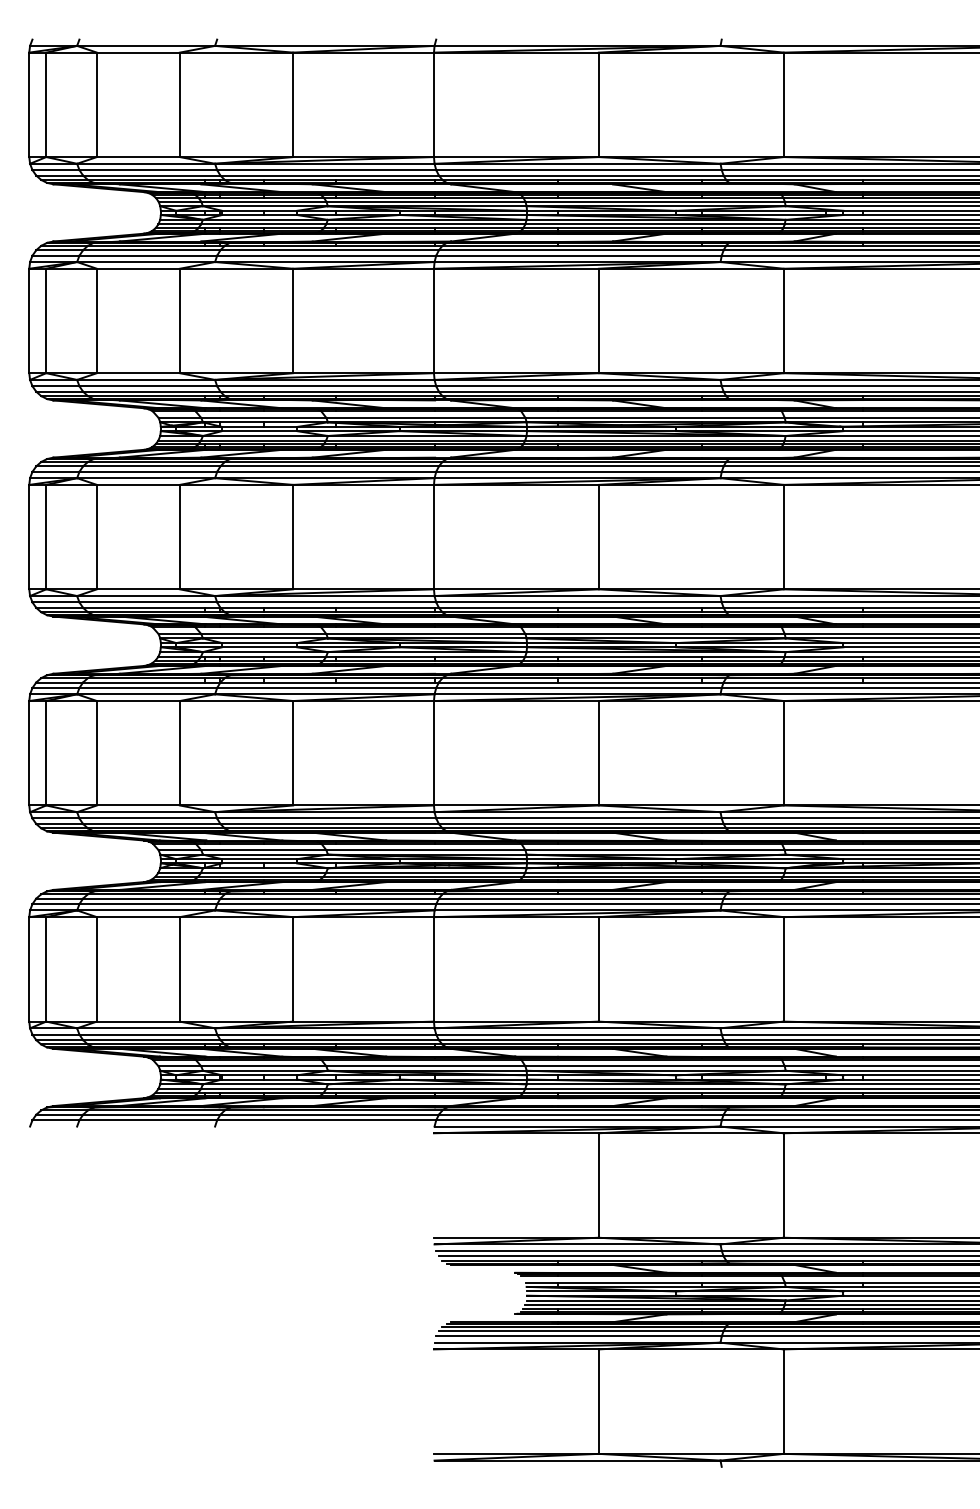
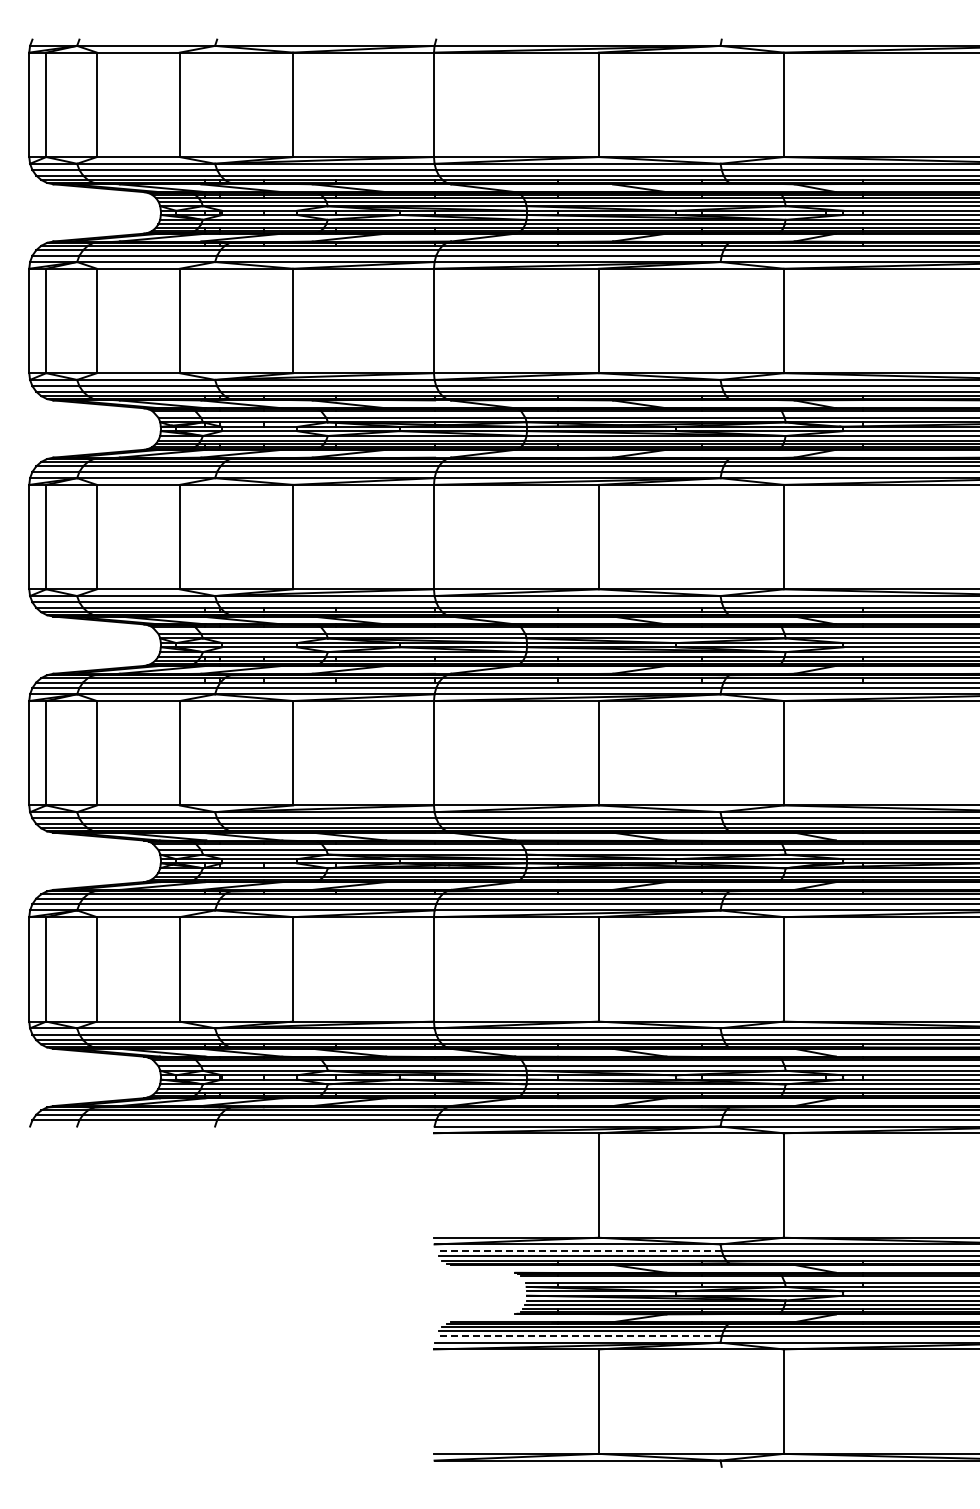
line: solid -> dashed (578, 1250)
line: solid -> dashed (578, 1336)
